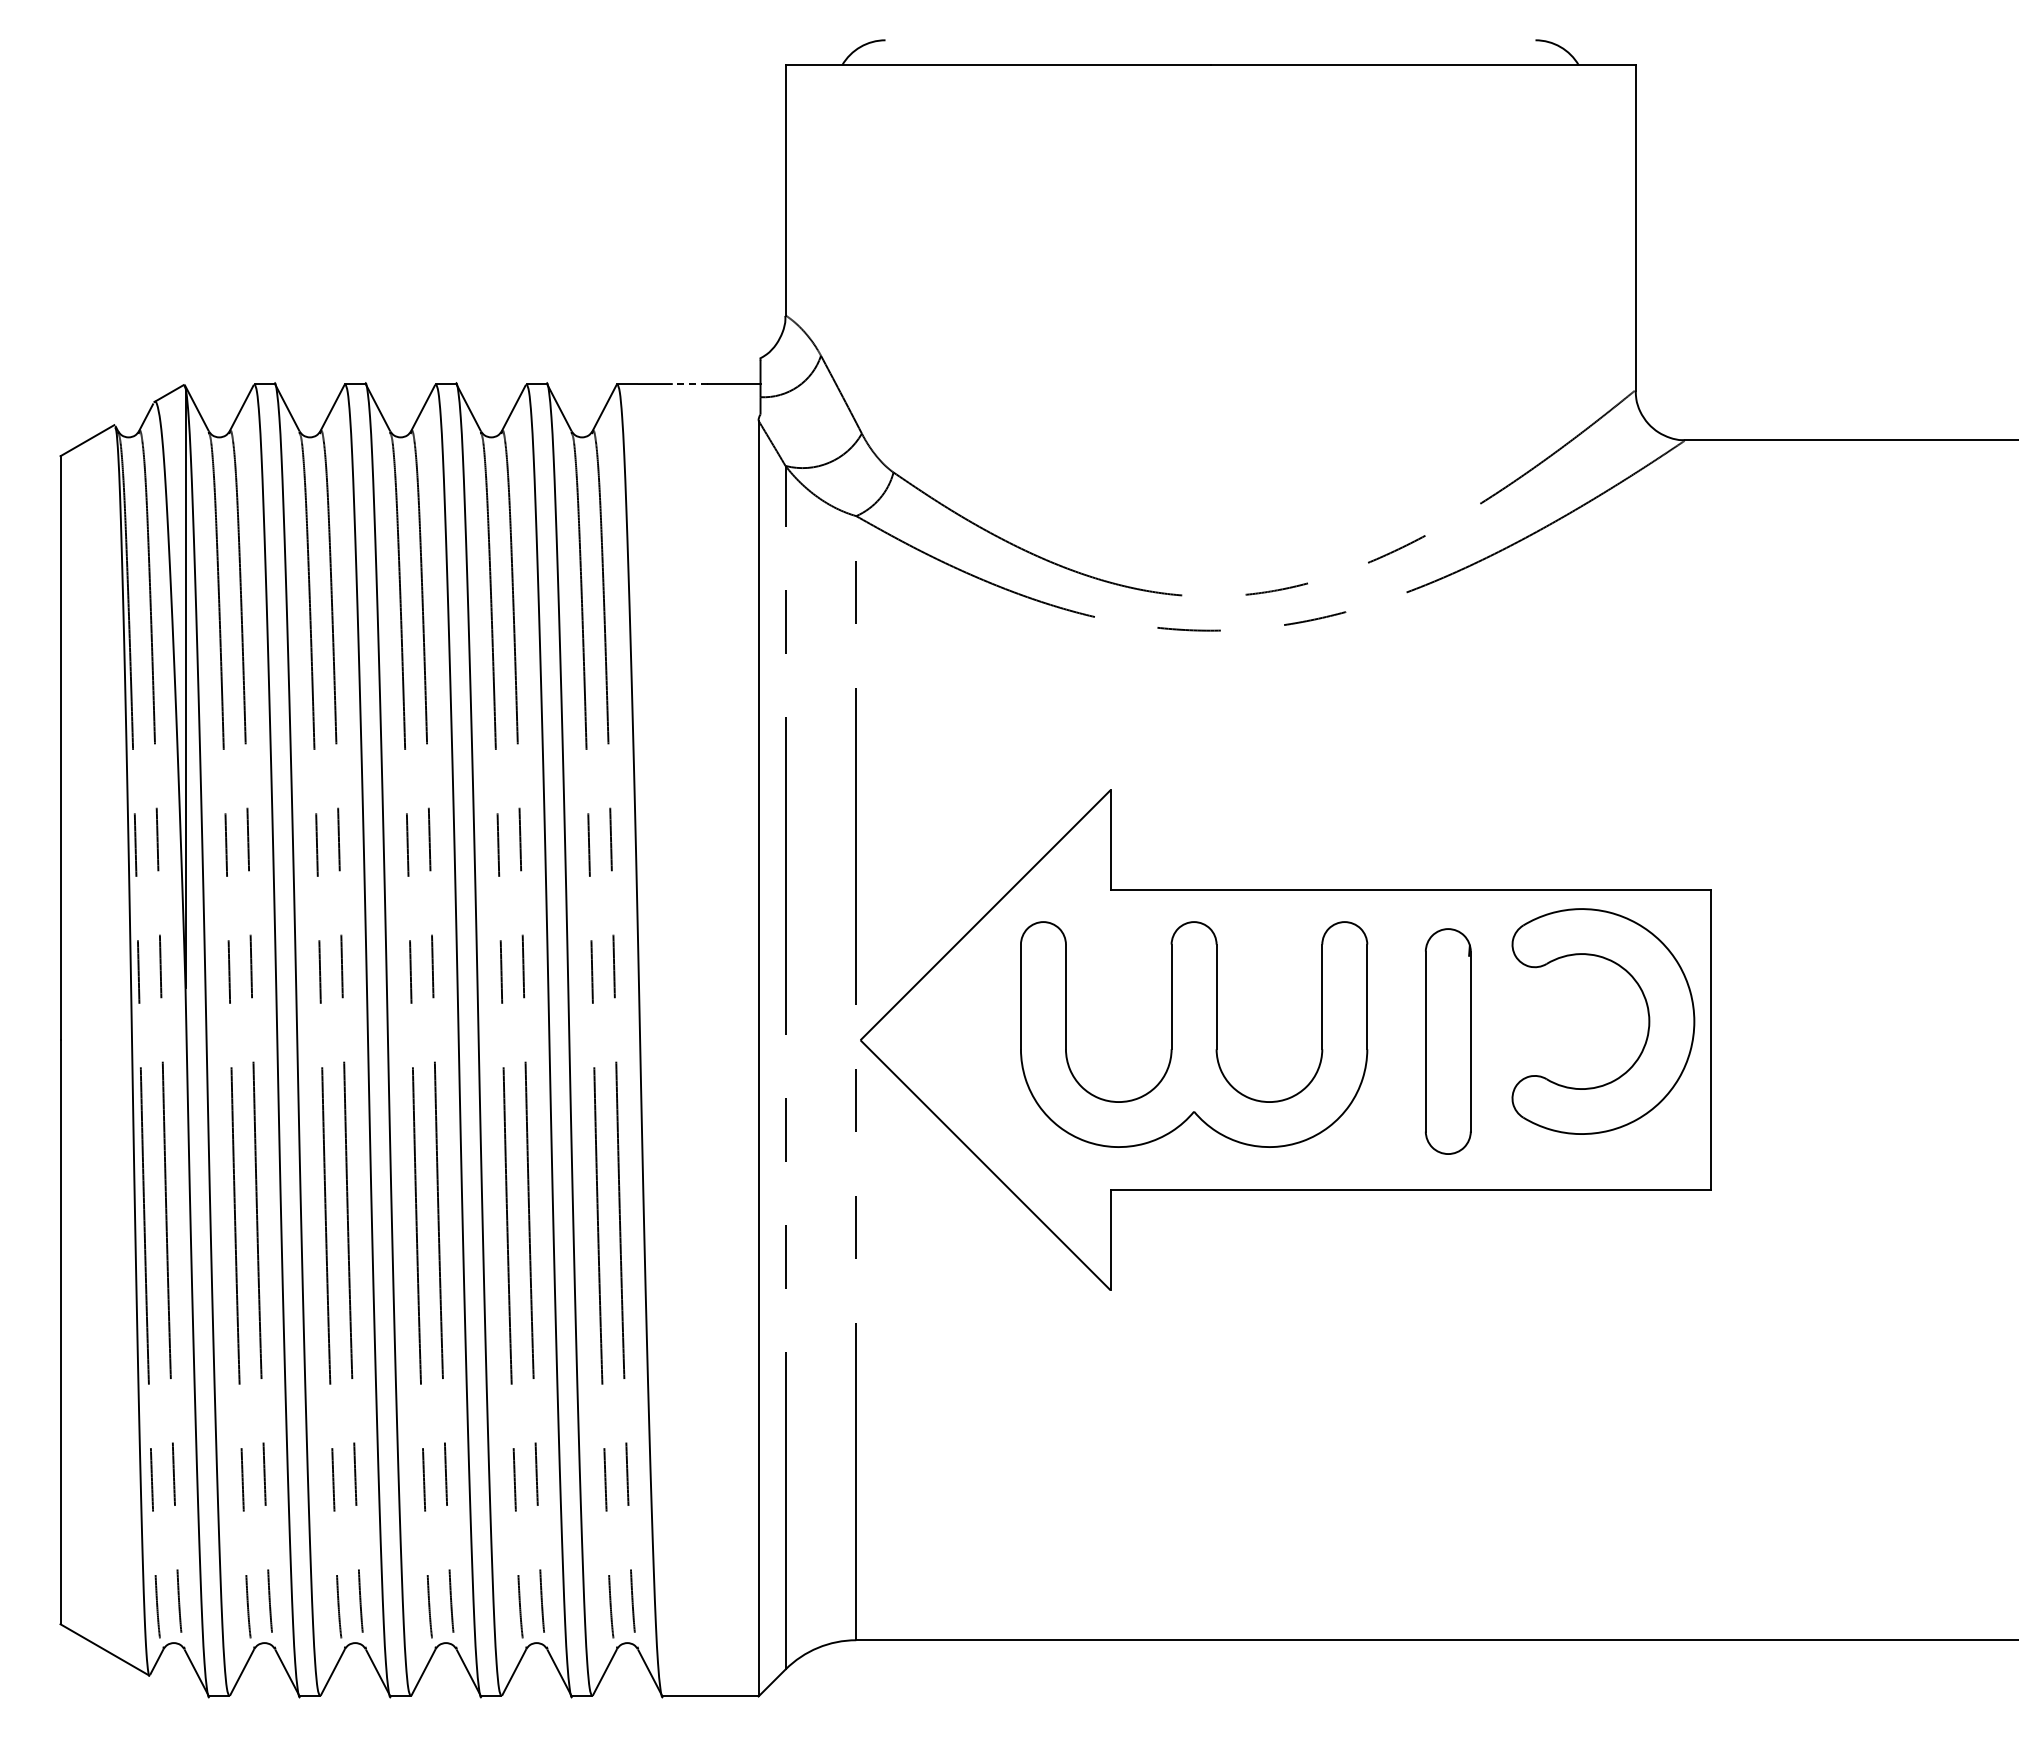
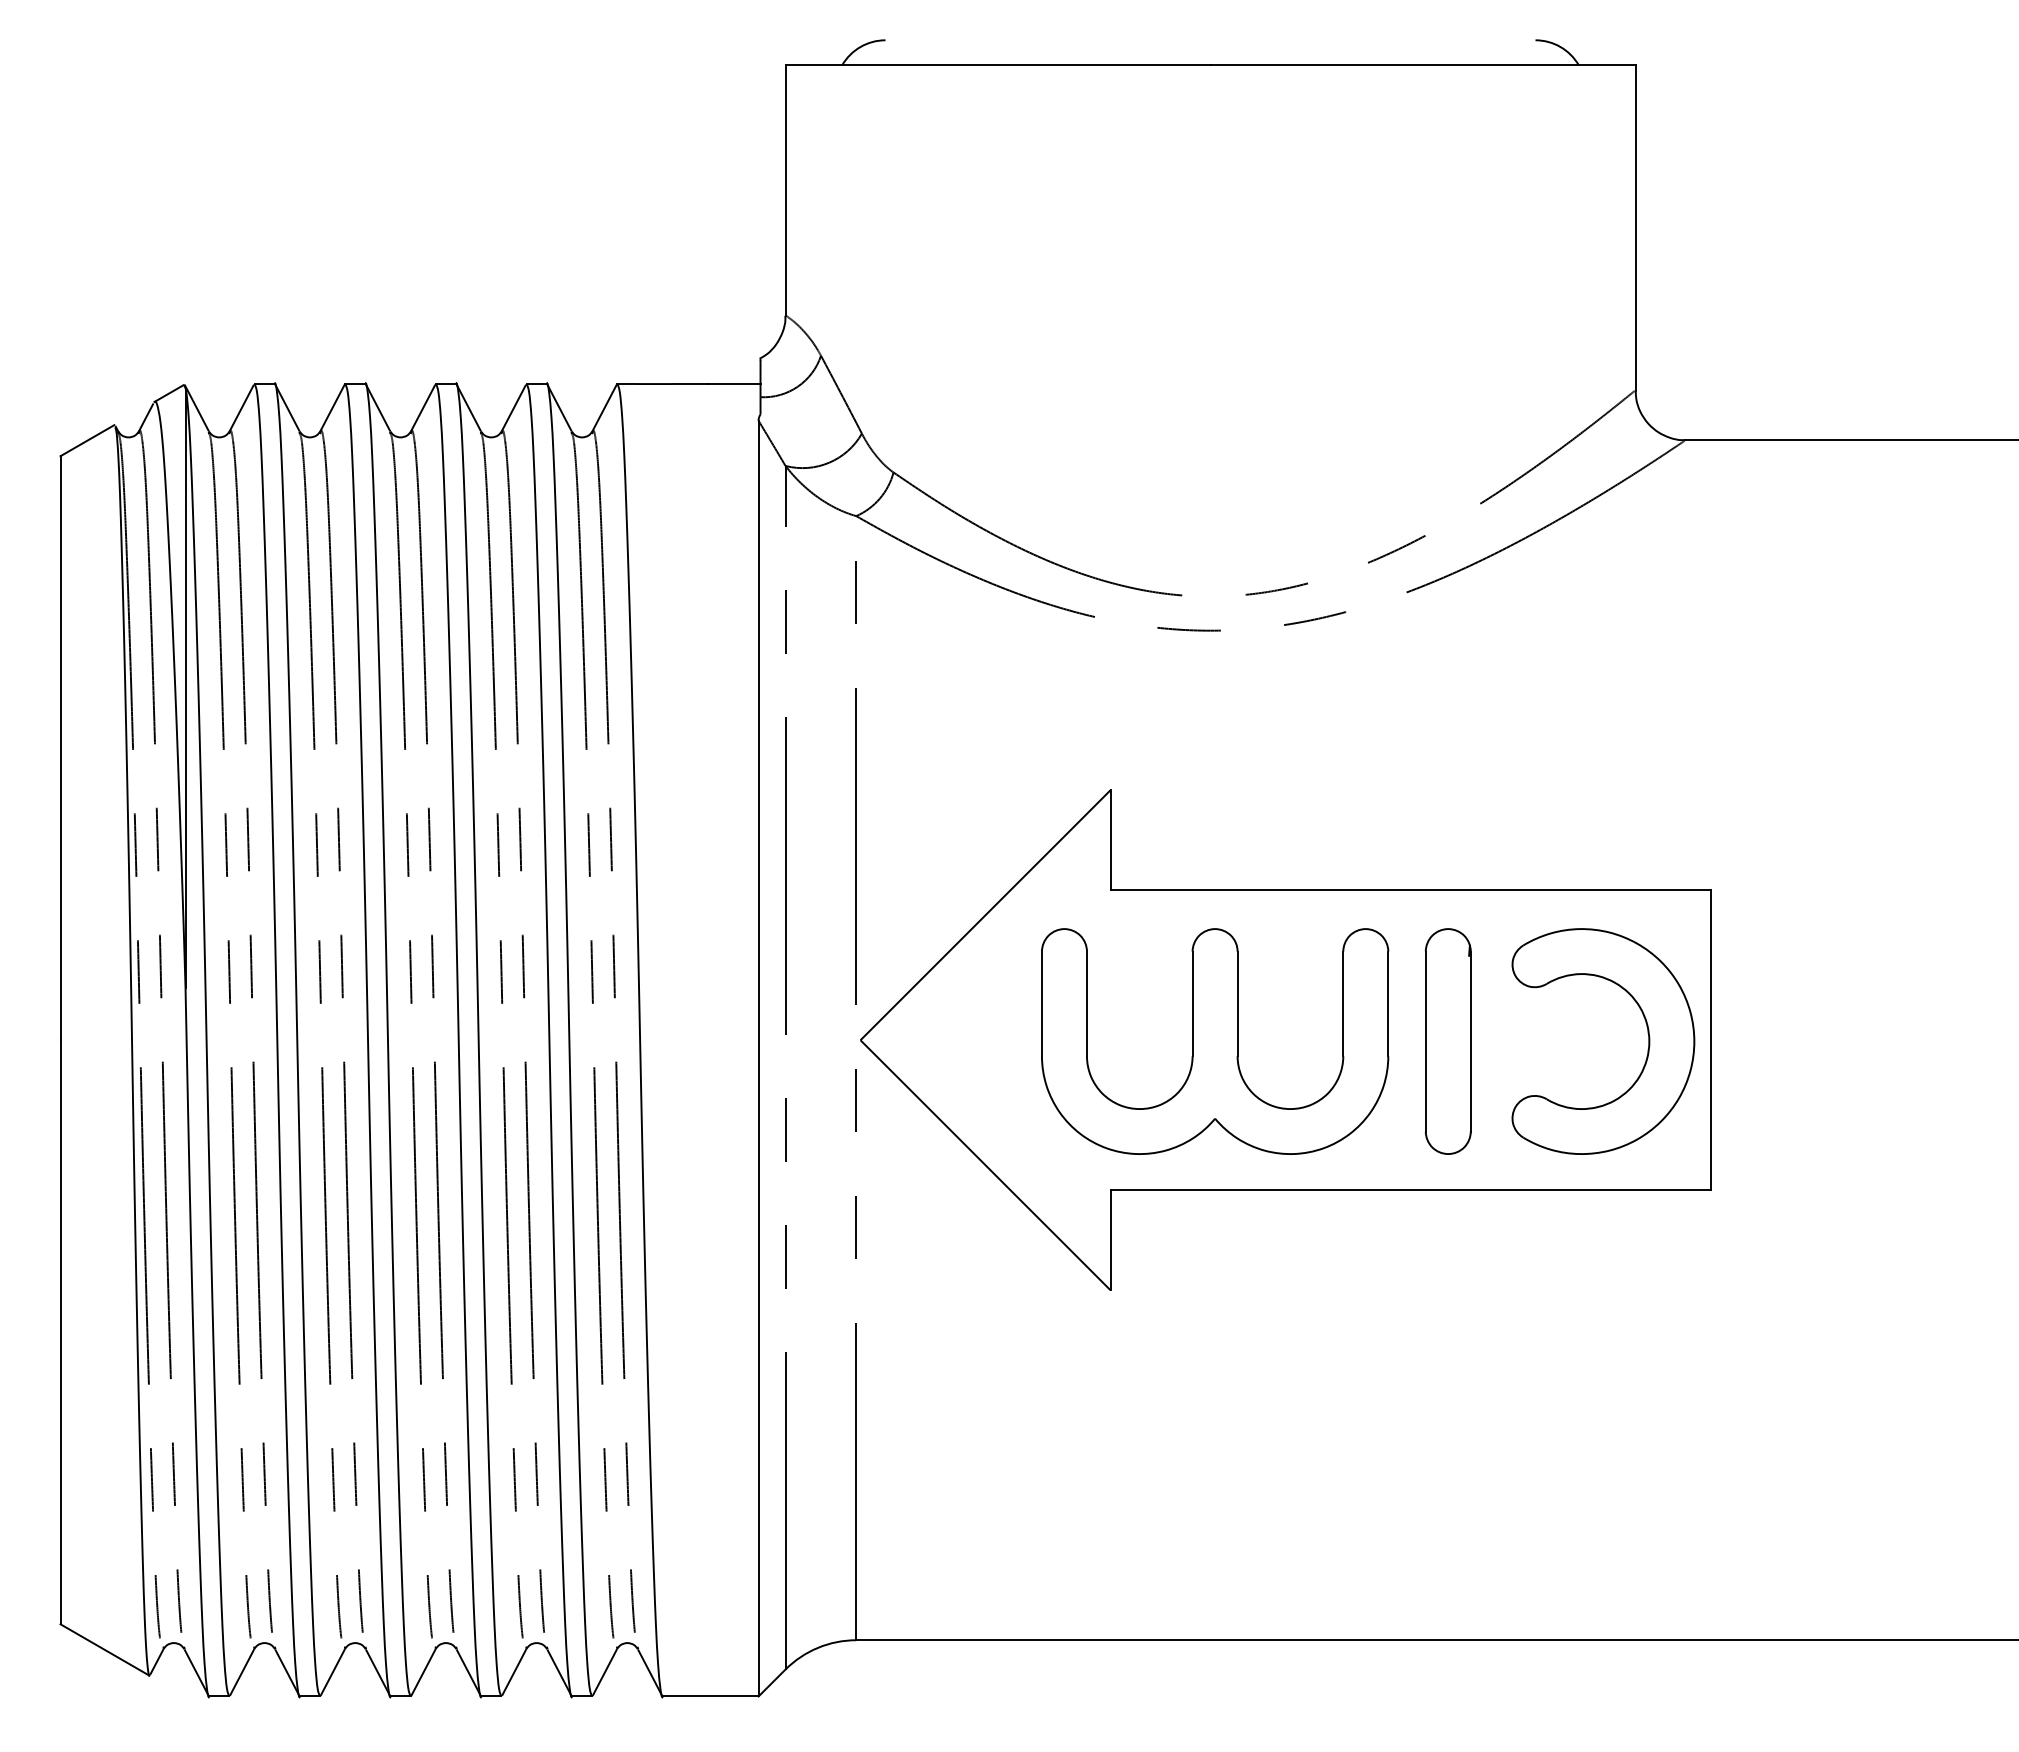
line: dashed -> solid (690, 384)
part position: (1647, 1013) -> (1647, 1033) (1647, 1033)
part position: (1194, 1034) -> (1215, 1041) (1215, 1041)
